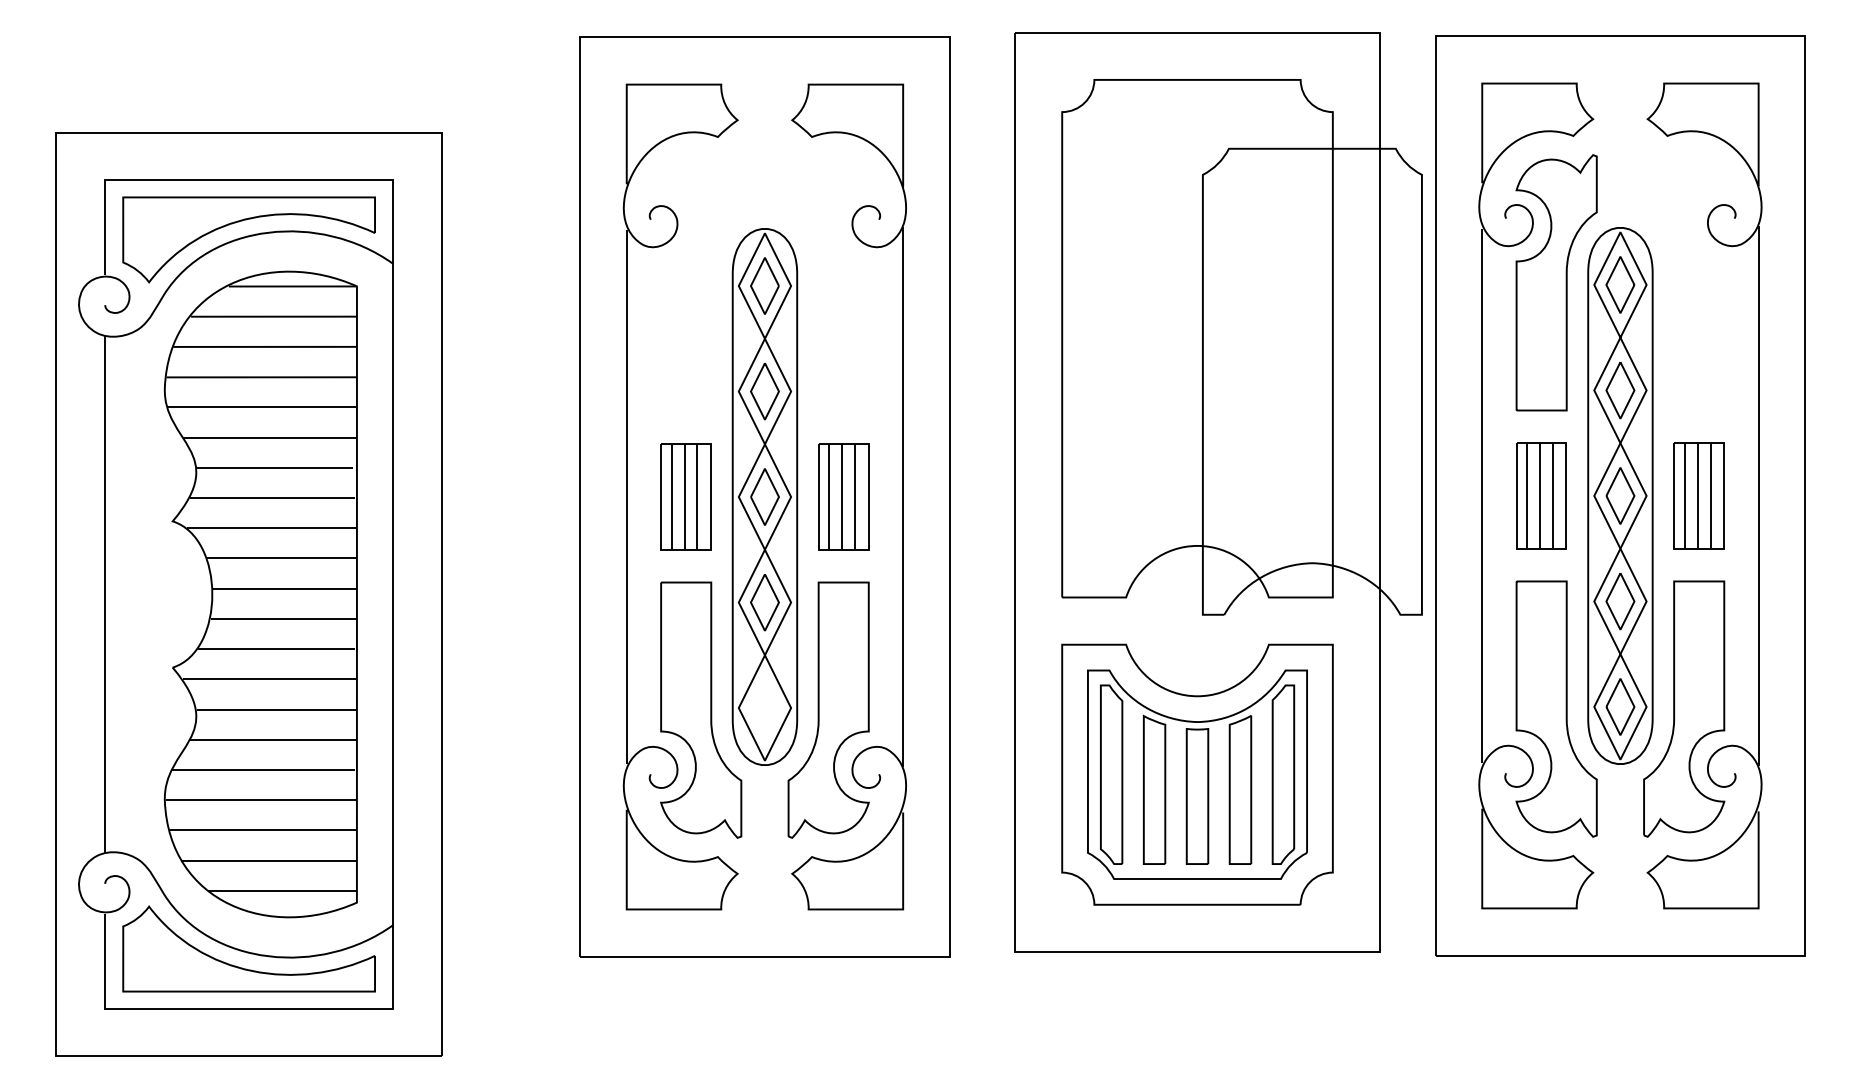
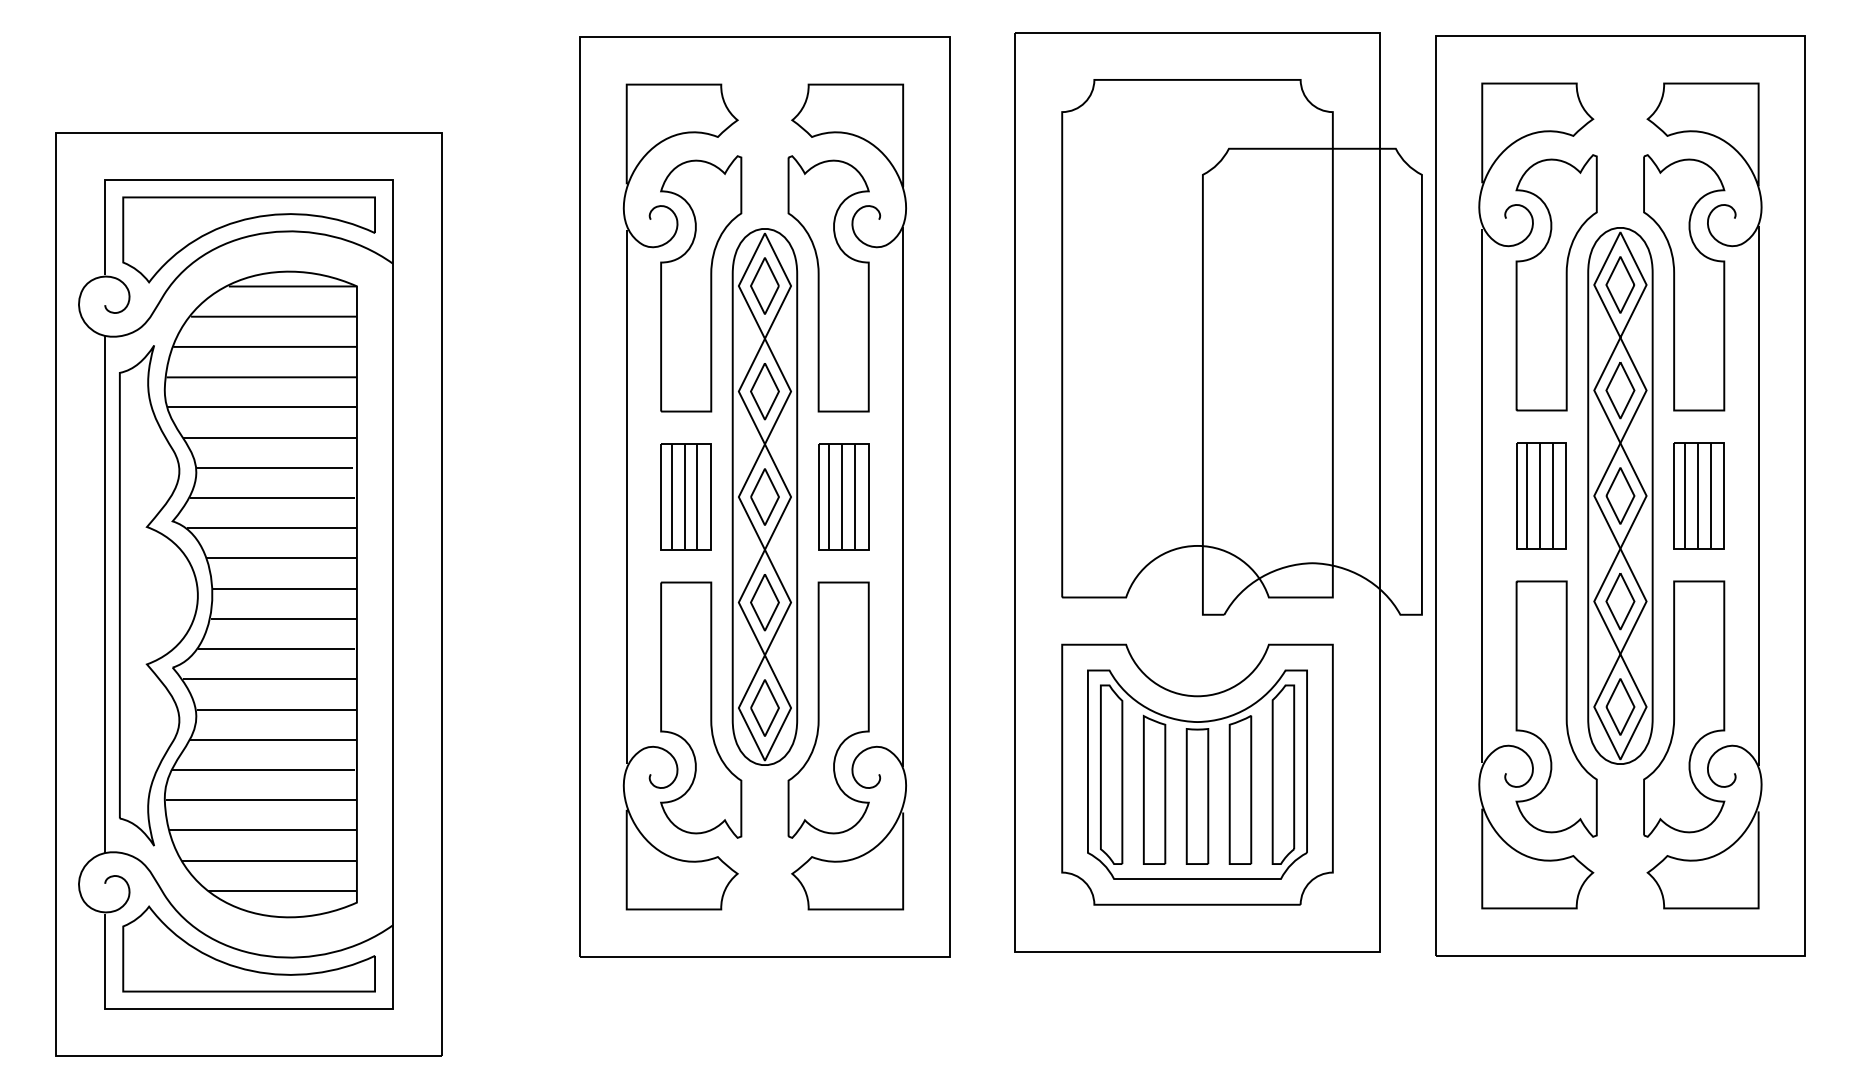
part: none -> present (1684, 282)
part: none -> present (701, 283)
part: none -> present (828, 283)
part: none -> present (158, 595)
part: none -> present (764, 707)
